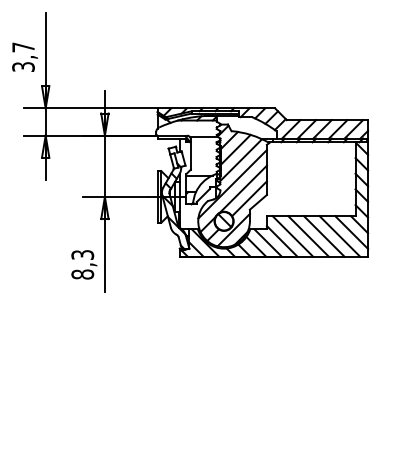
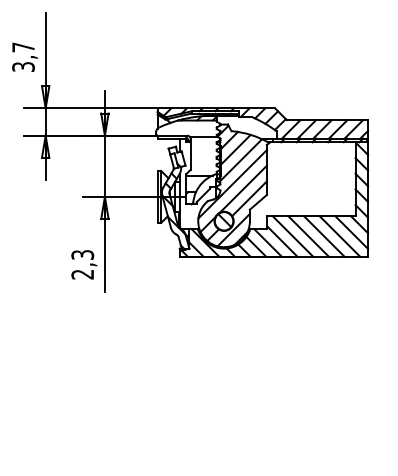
text: 8,3 -> 2,3 (82, 274)
